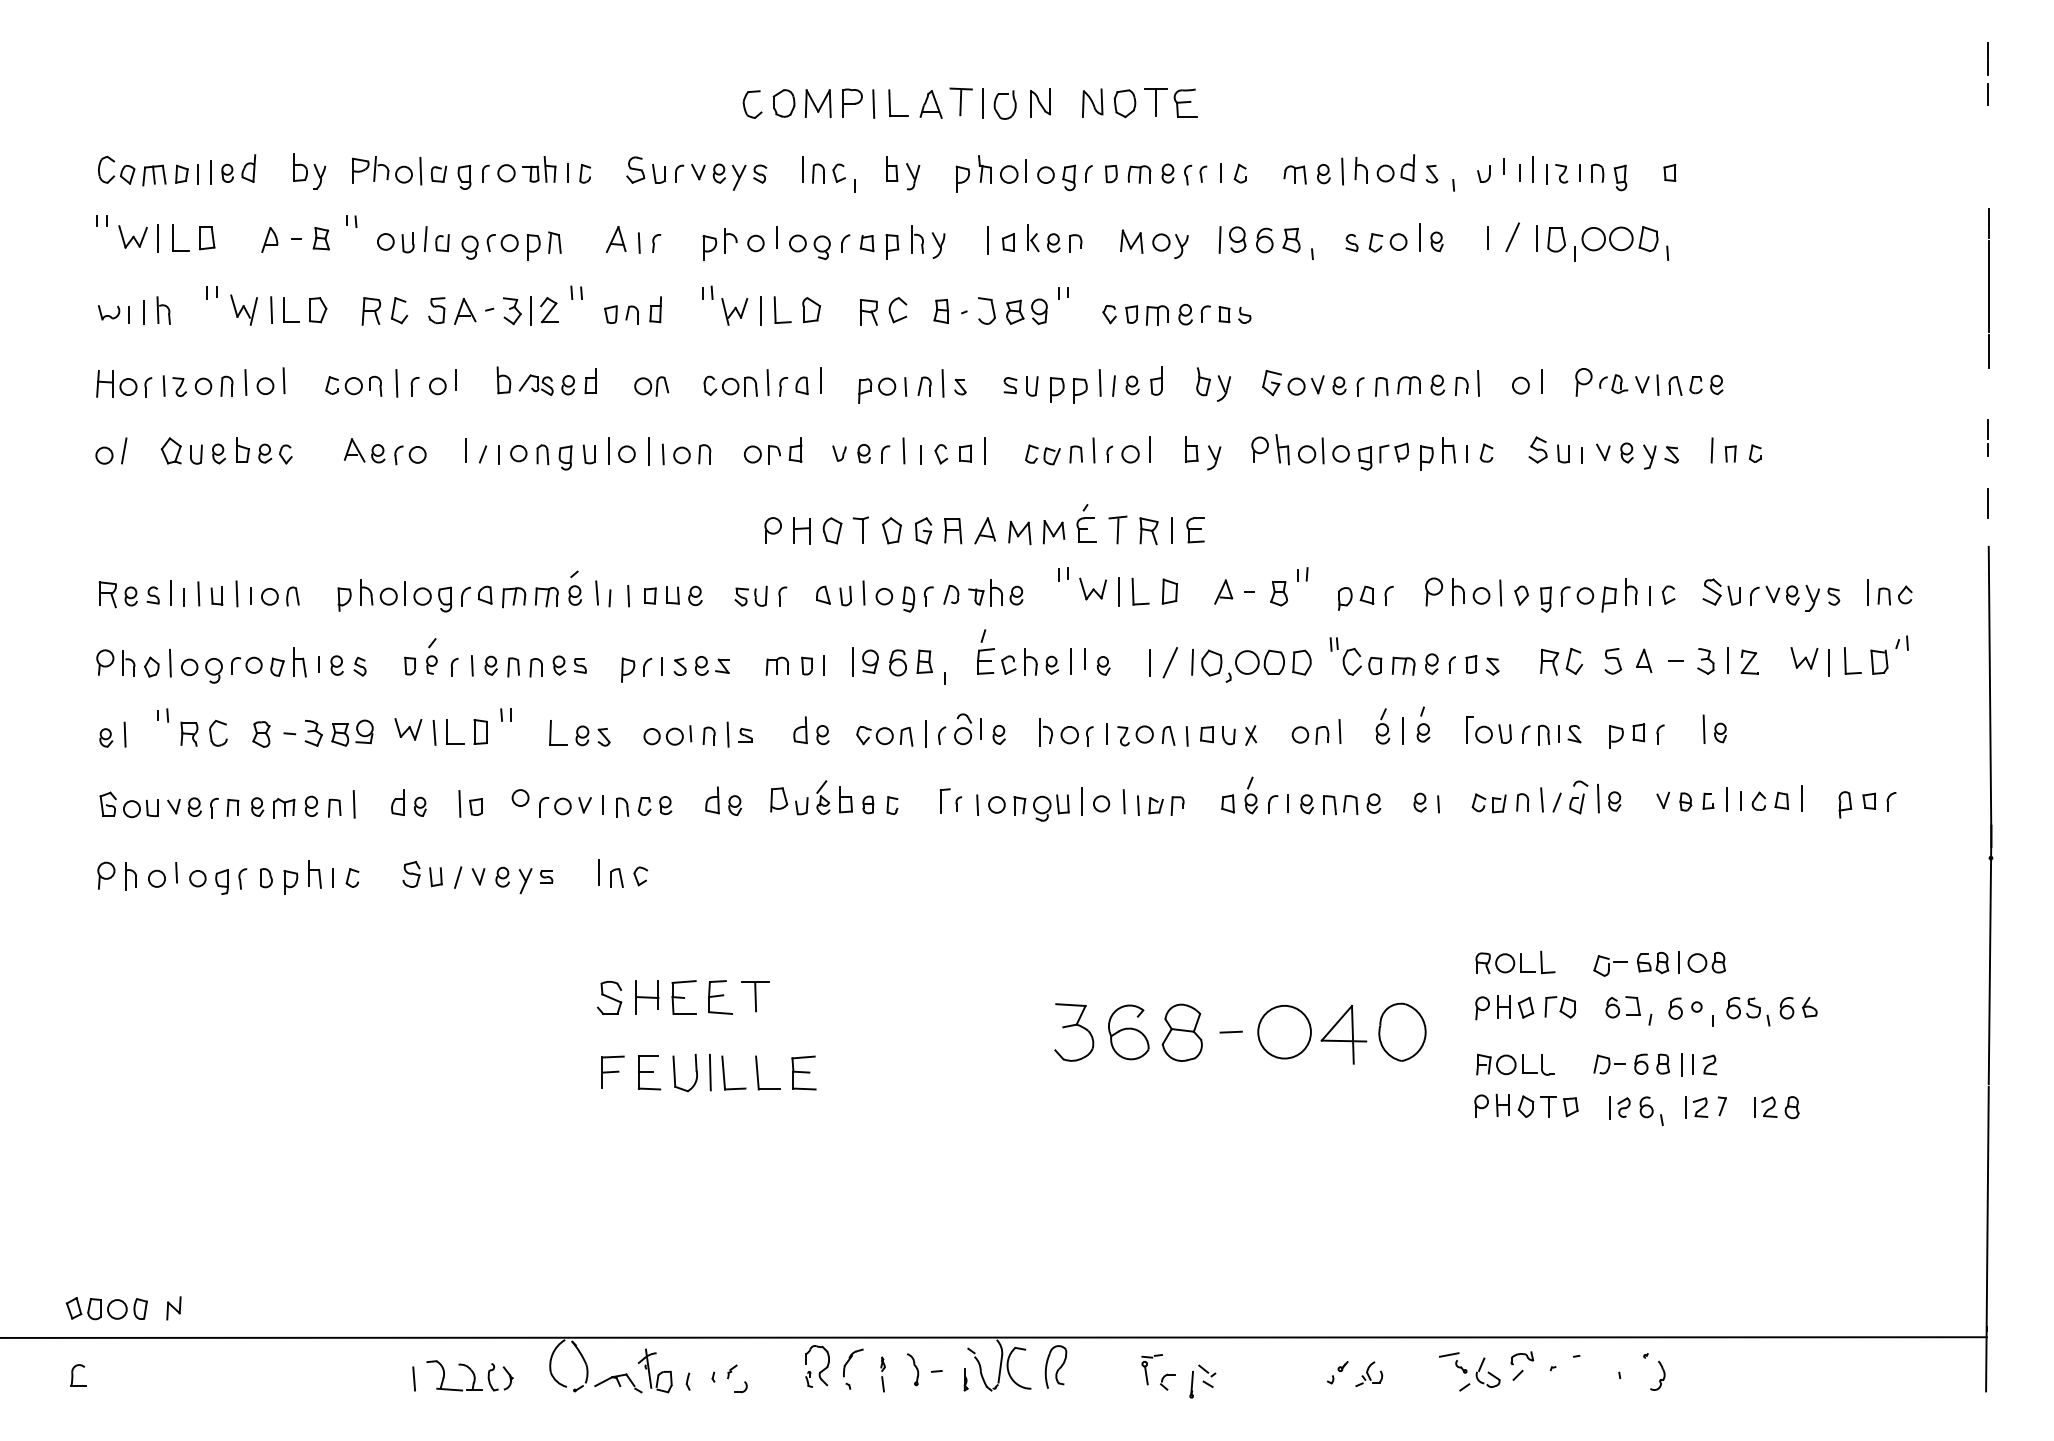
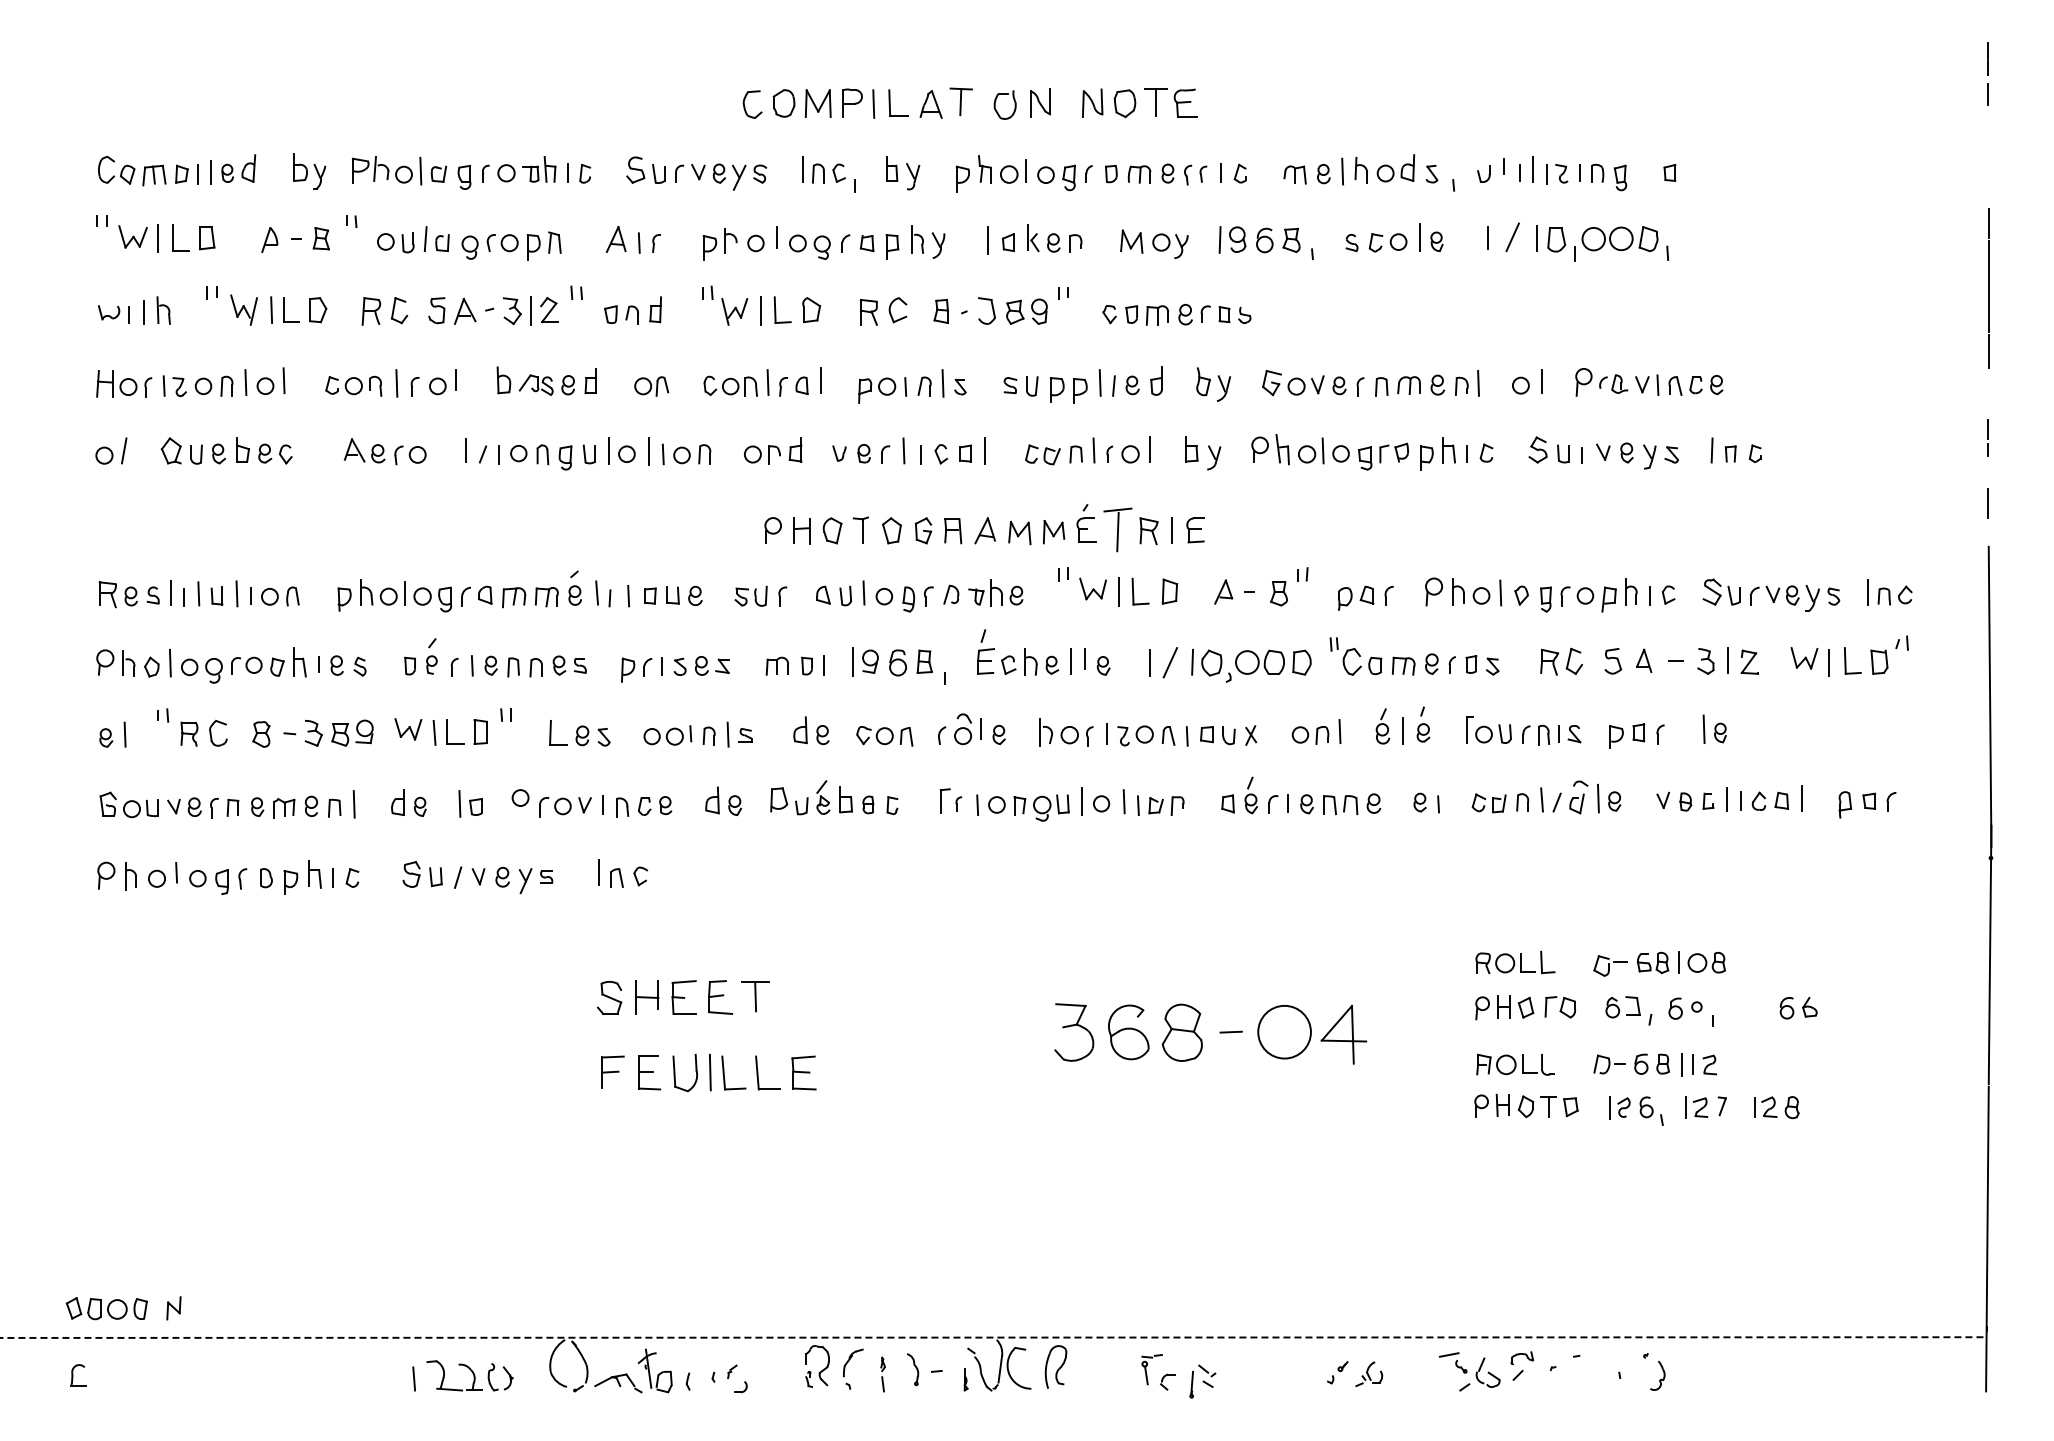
line: present -> none (983, 103)
part size: 20x30 px -> 30x46 px (1117, 529)
line: present -> none (925, 733)
part: present -> none (1748, 1011)
part: present -> none (1402, 1031)
line: solid -> dashed (994, 1337)
